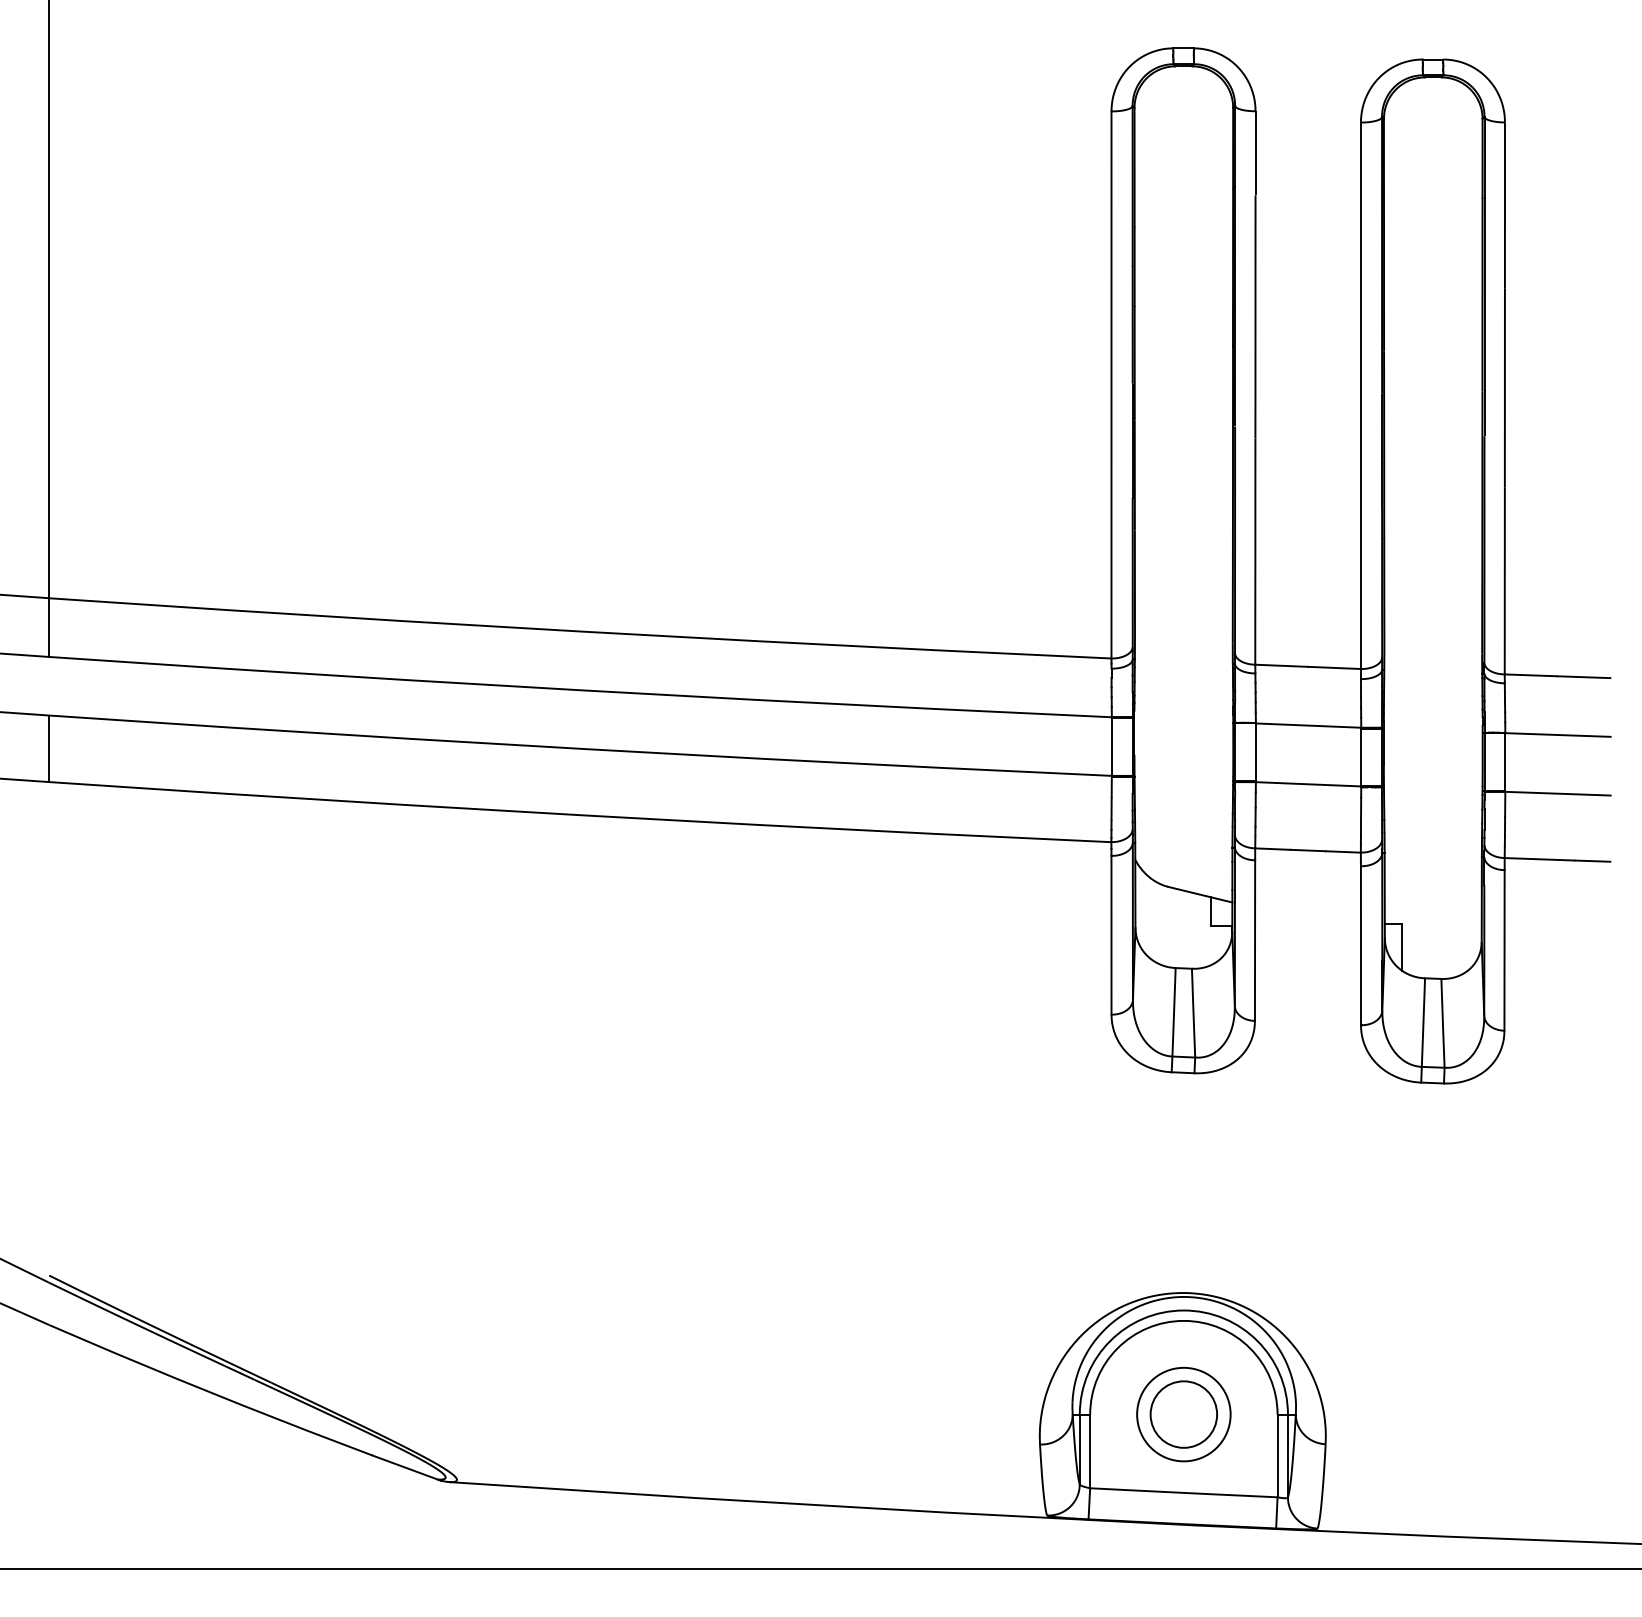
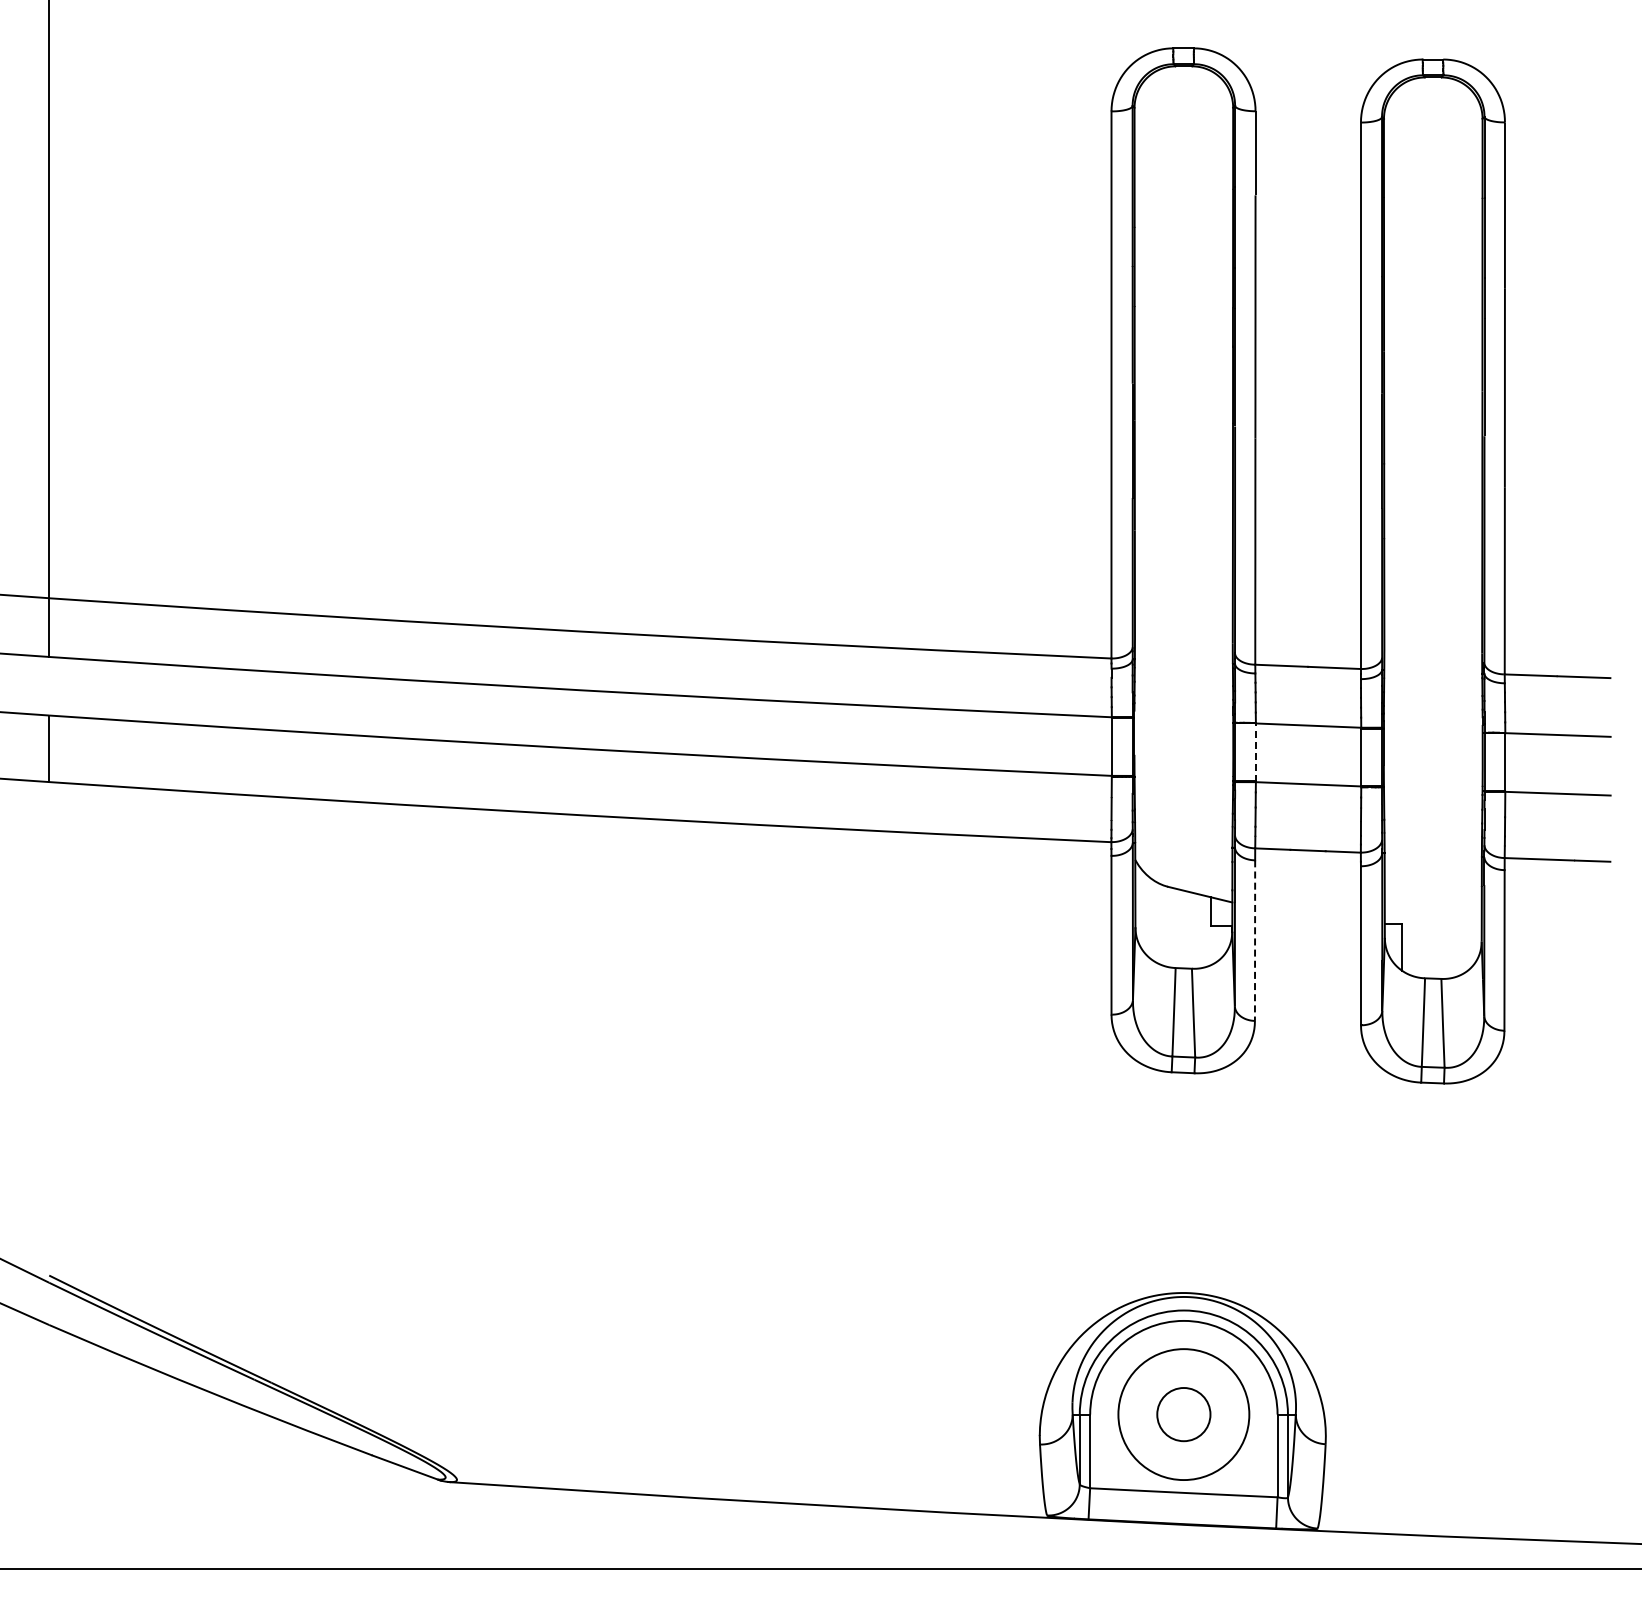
line: solid -> dashed (1255, 752)
line: solid -> dashed (1255, 941)
circle diameter: 67 px -> 53 px (1183, 1414)
circle diameter: 94 px -> 131 px (1183, 1414)
